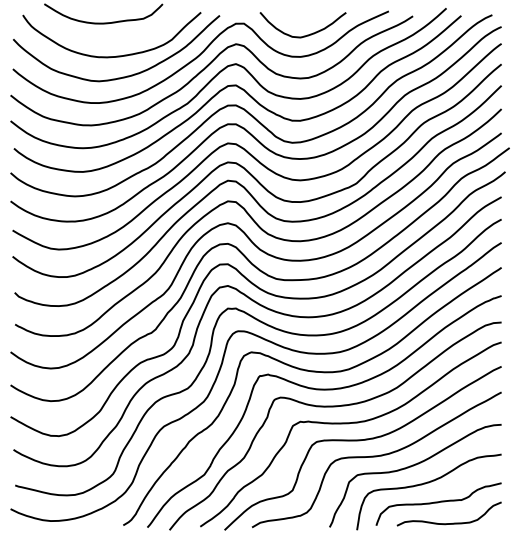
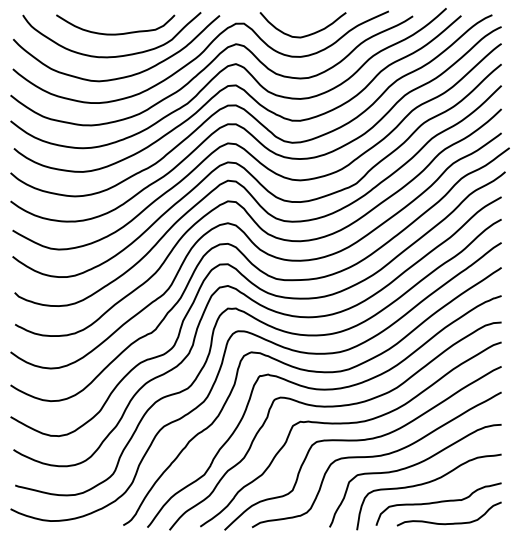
curve position: (103, 22) -> (115, 33) (115, 33)
